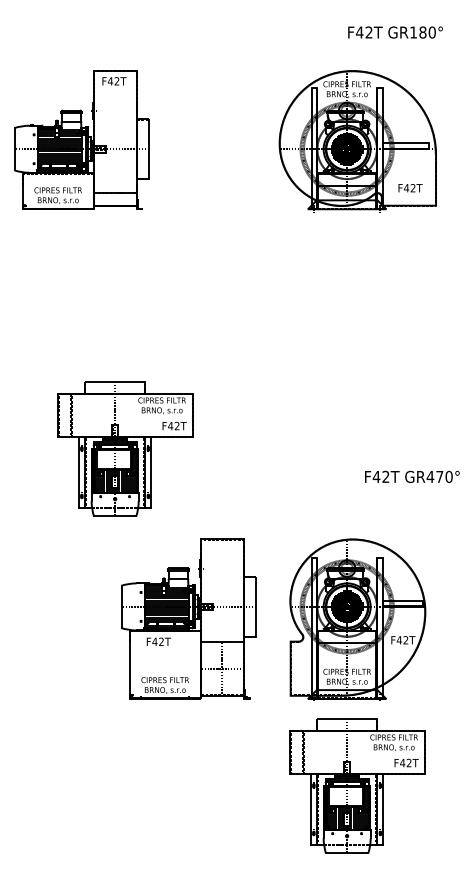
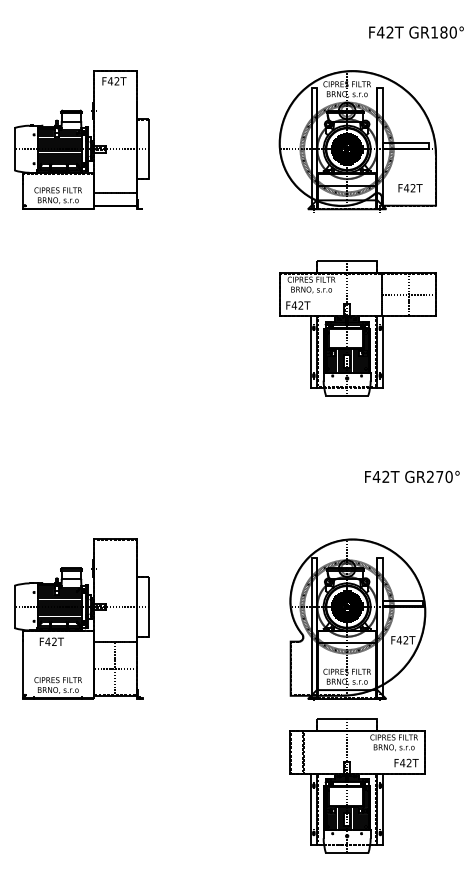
text position: (395, 32) -> (416, 32) (416, 32)
part: none -> present (357, 328)
part: present -> none (125, 448)
text: GR470° -> GR270° (430, 476)
part position: (188, 618) -> (81, 618) (81, 618)
